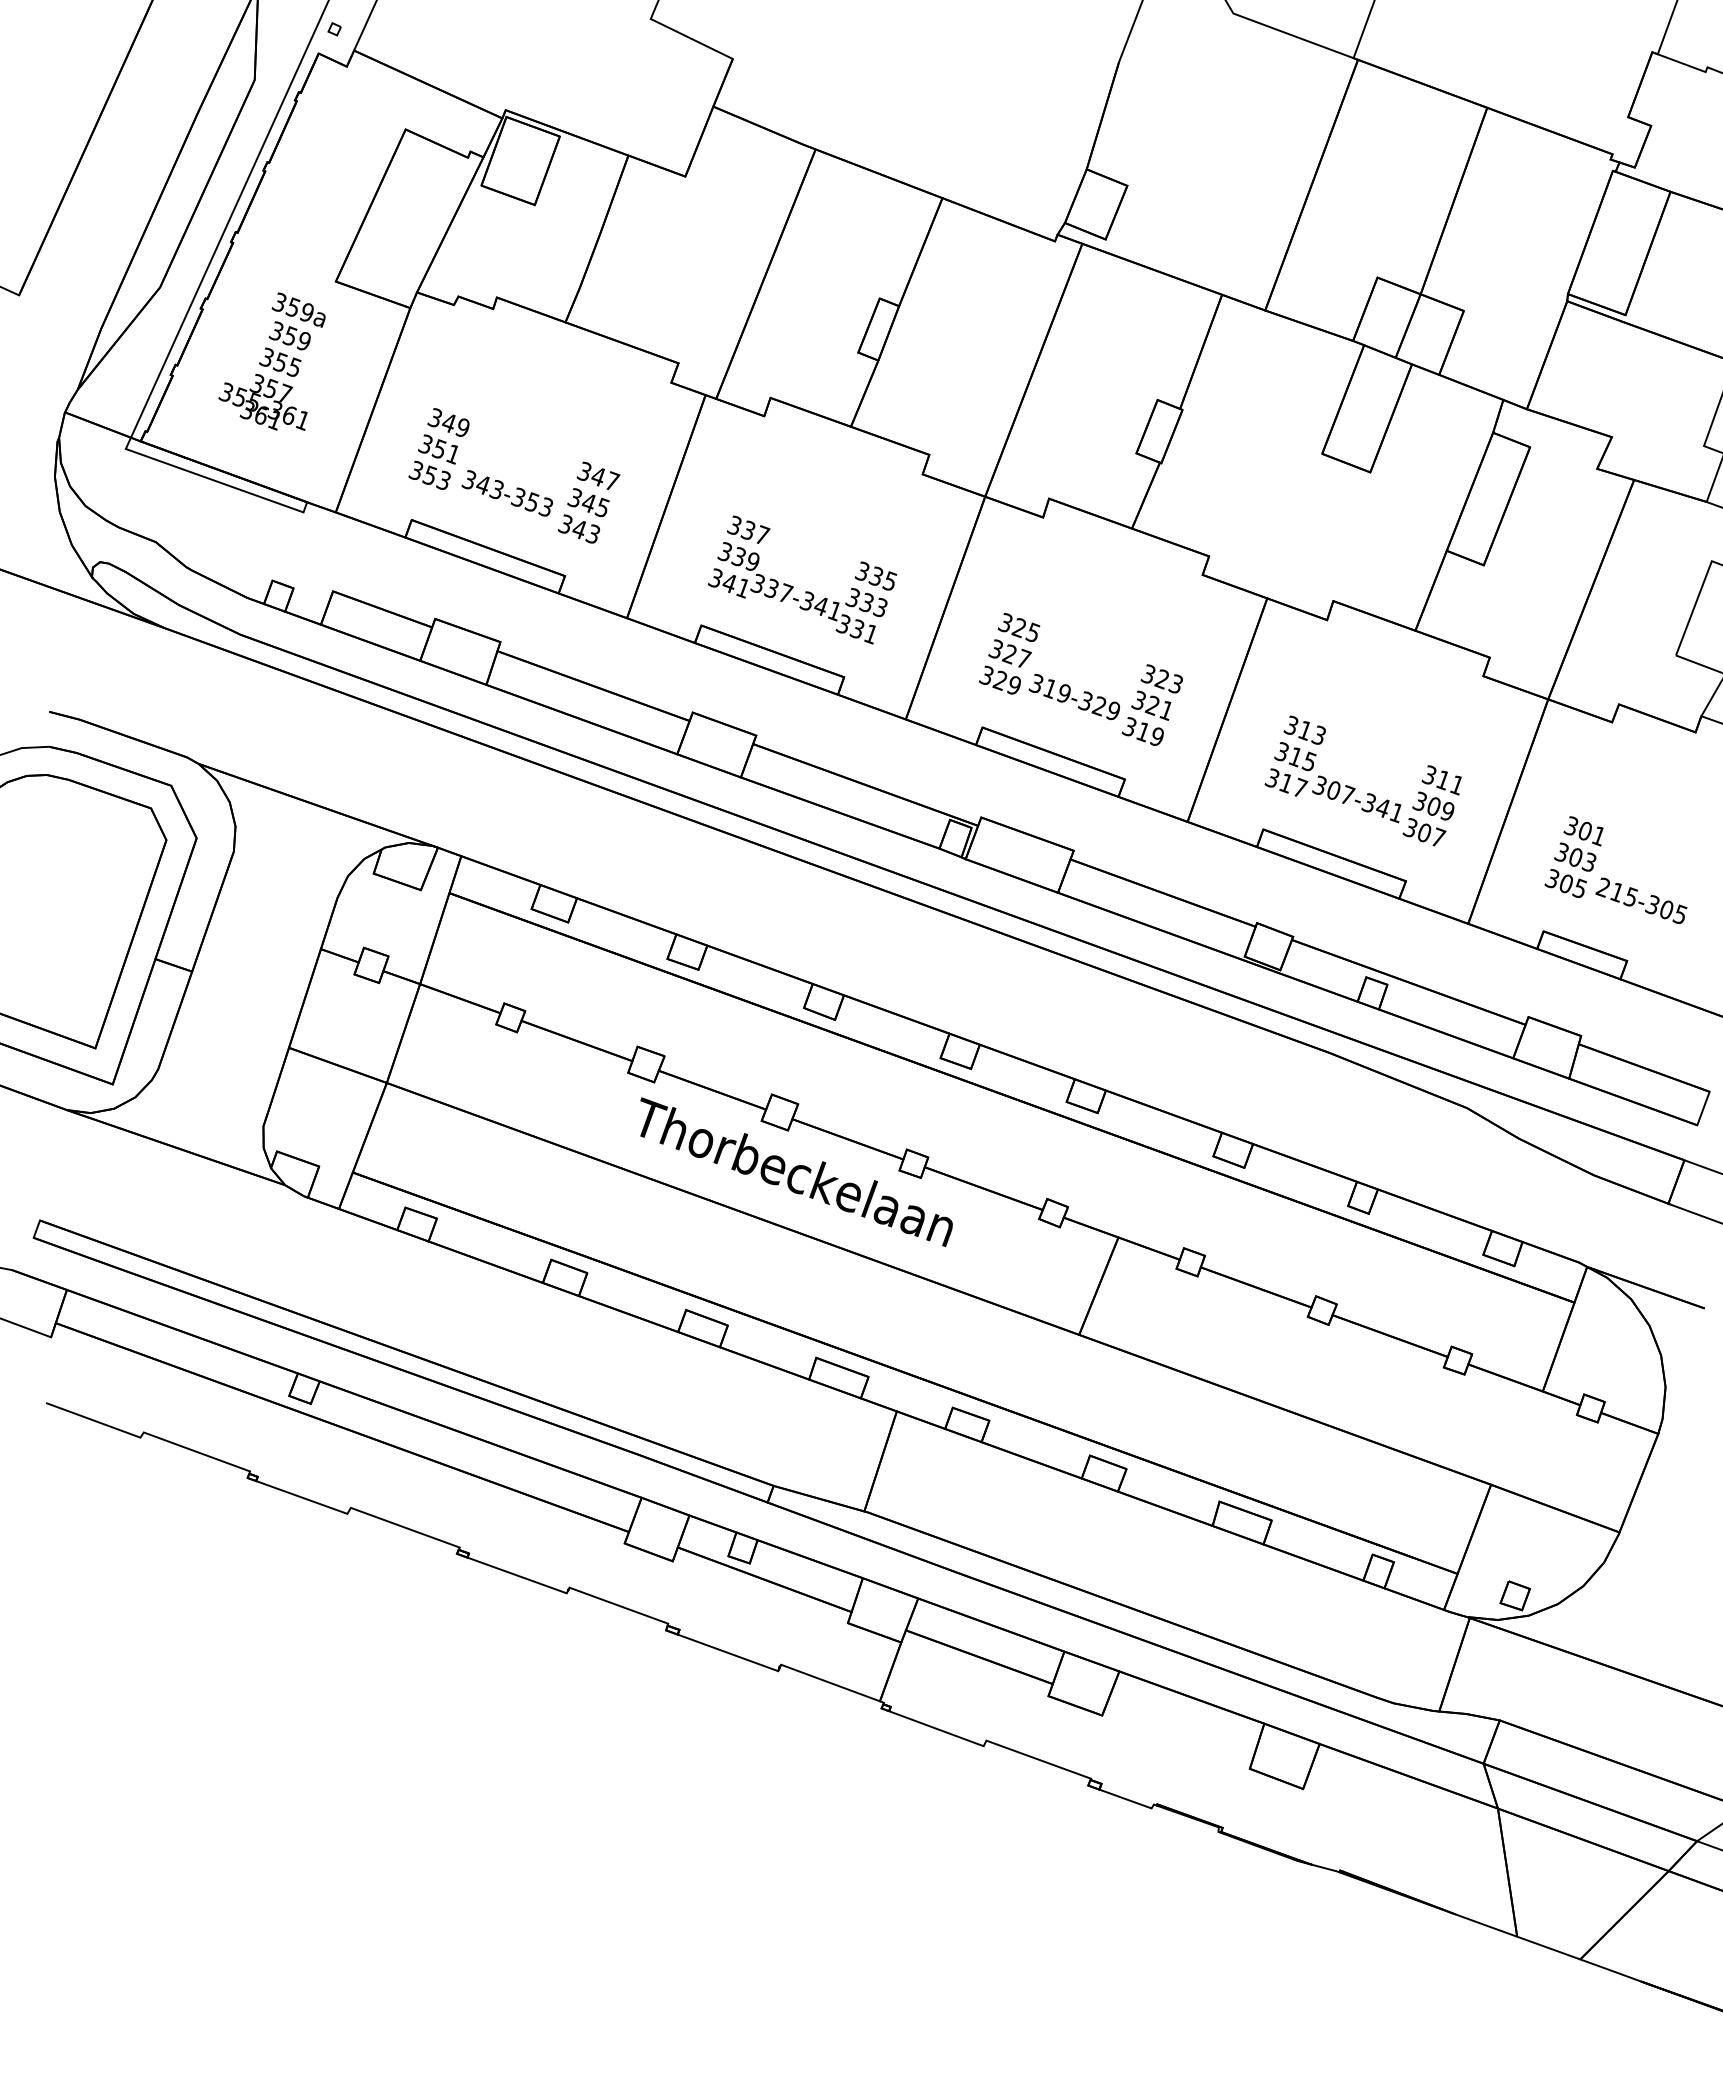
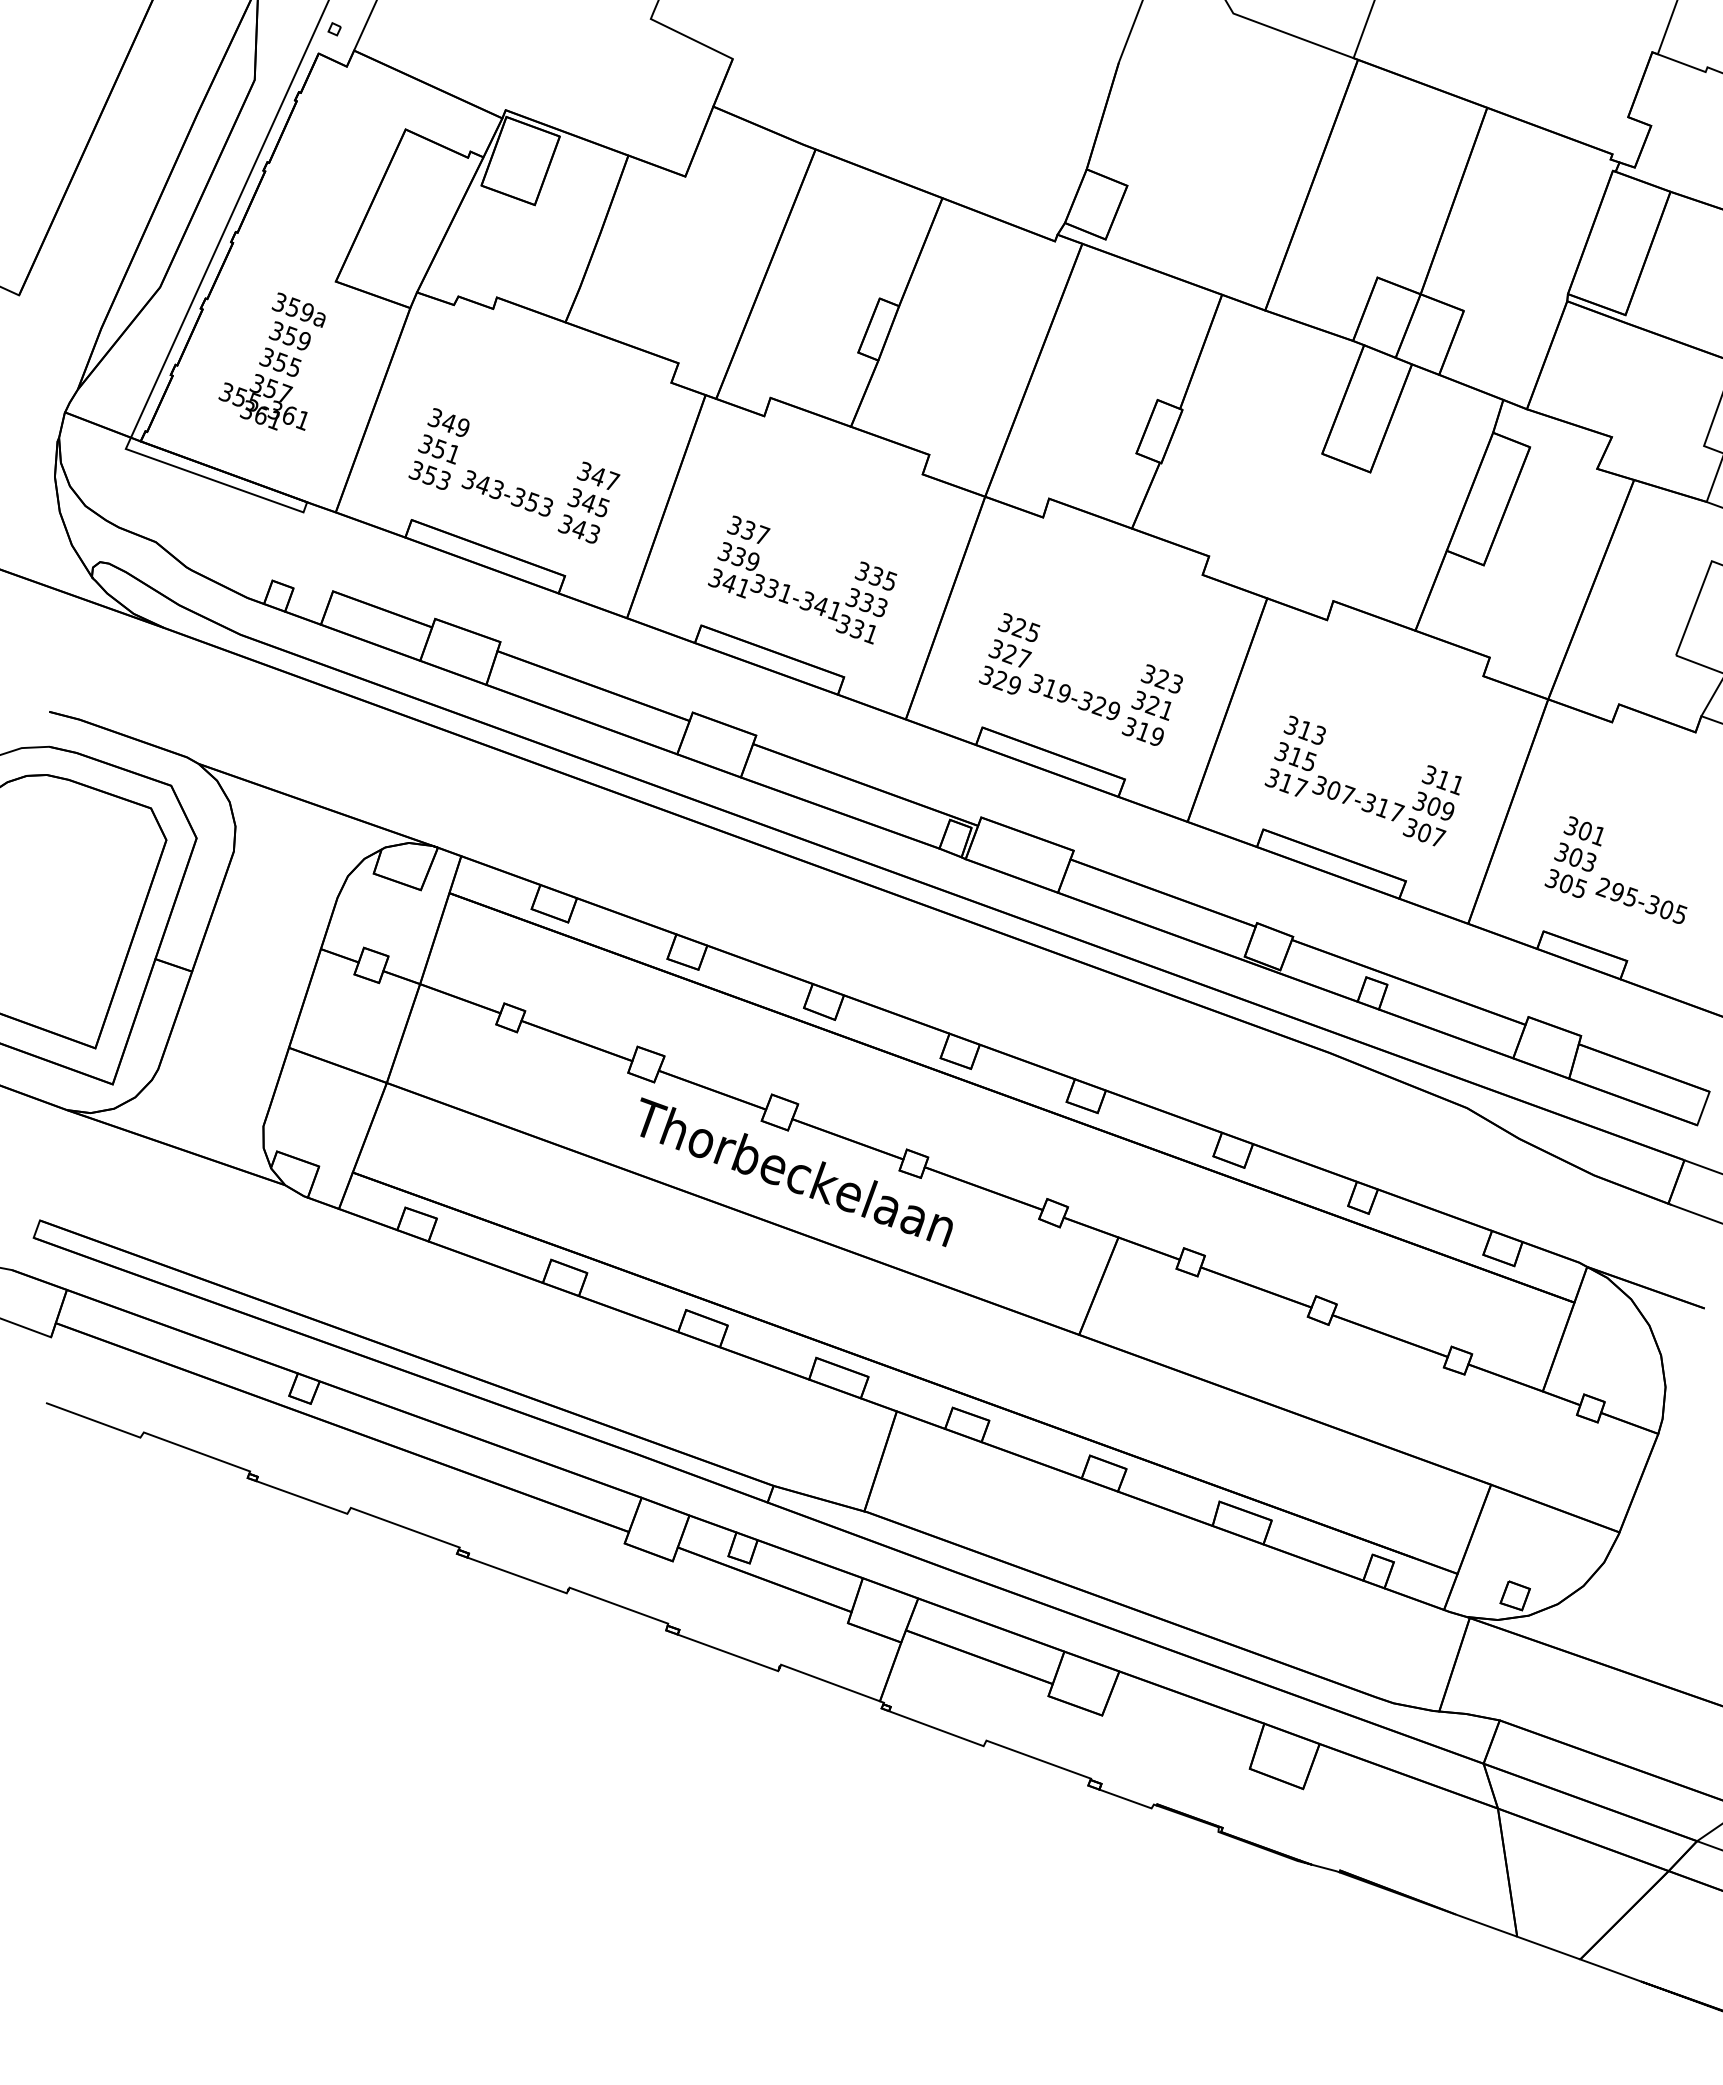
text: 337-341 -> 331-341 (785, 593)
text: 307-341 -> 307-317 (1389, 810)
text: 215-305 -> 295-305 (1616, 892)
